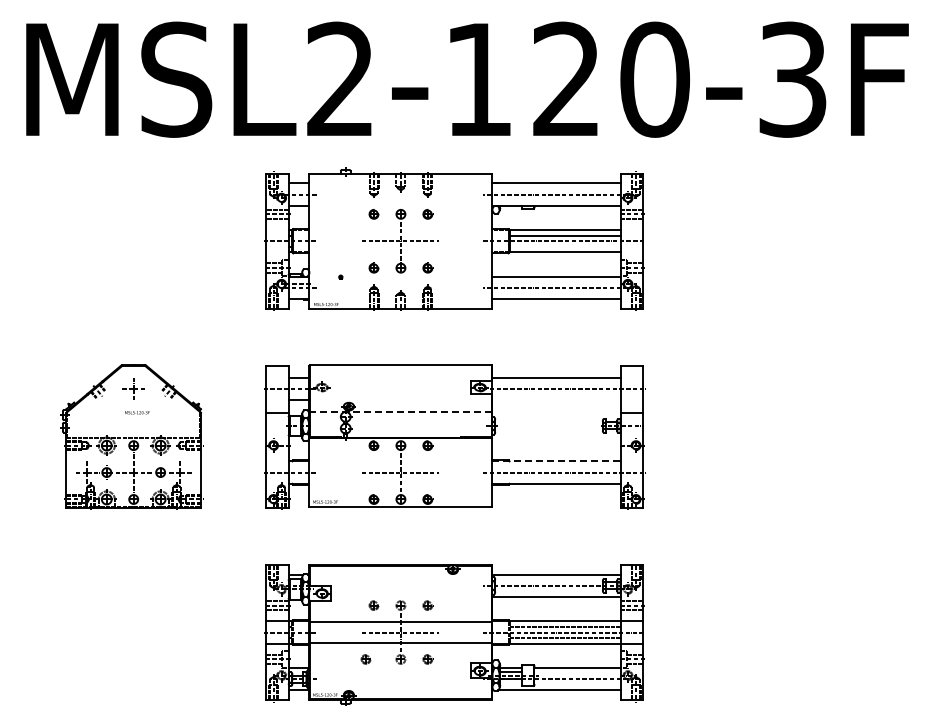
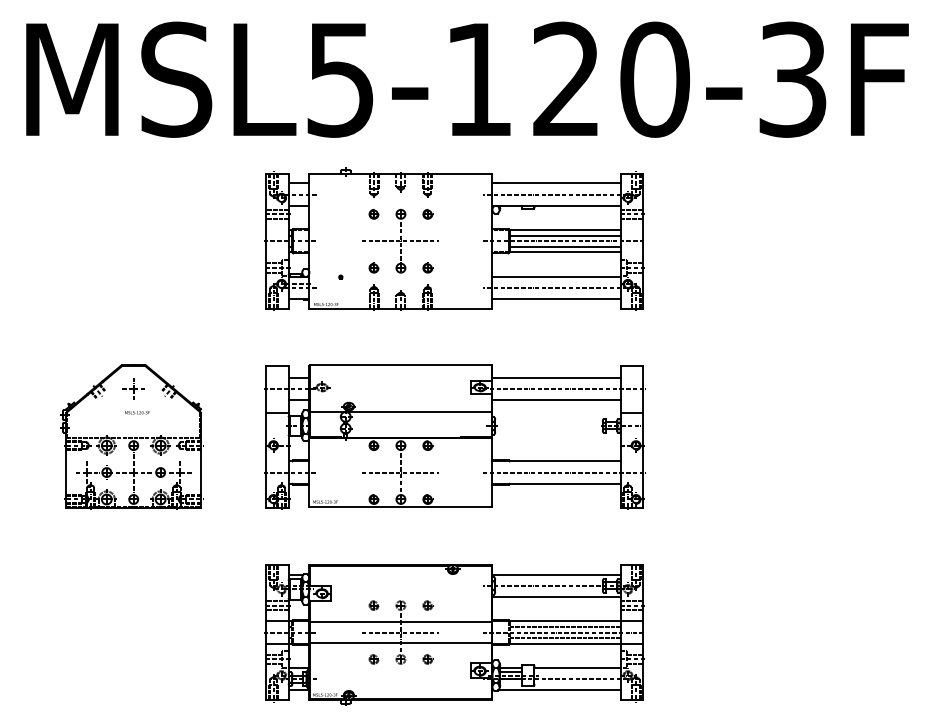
text: MSL2-120-3F -> MSL5-120-3F (340, 79)
line: none -> present (564, 246)
line: none -> present (556, 400)
line: dashed -> solid (400, 411)
line: dashed -> solid (557, 461)
part position: (365, 659) -> (373, 659) (373, 659)
